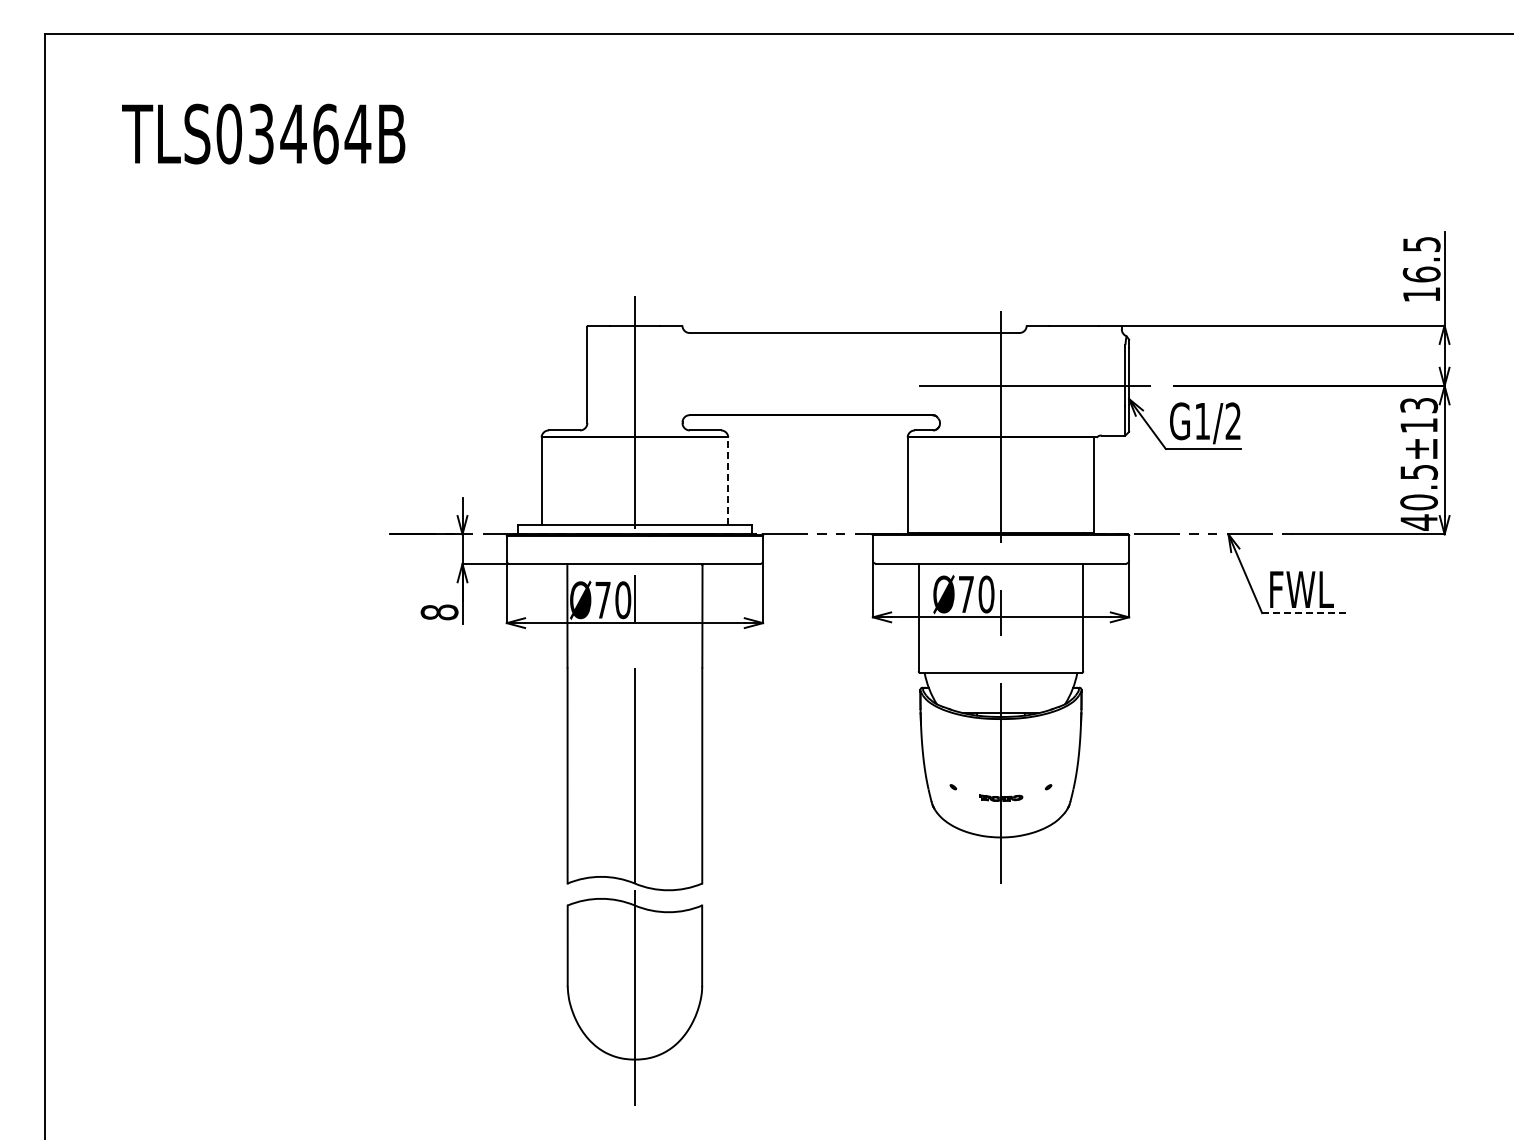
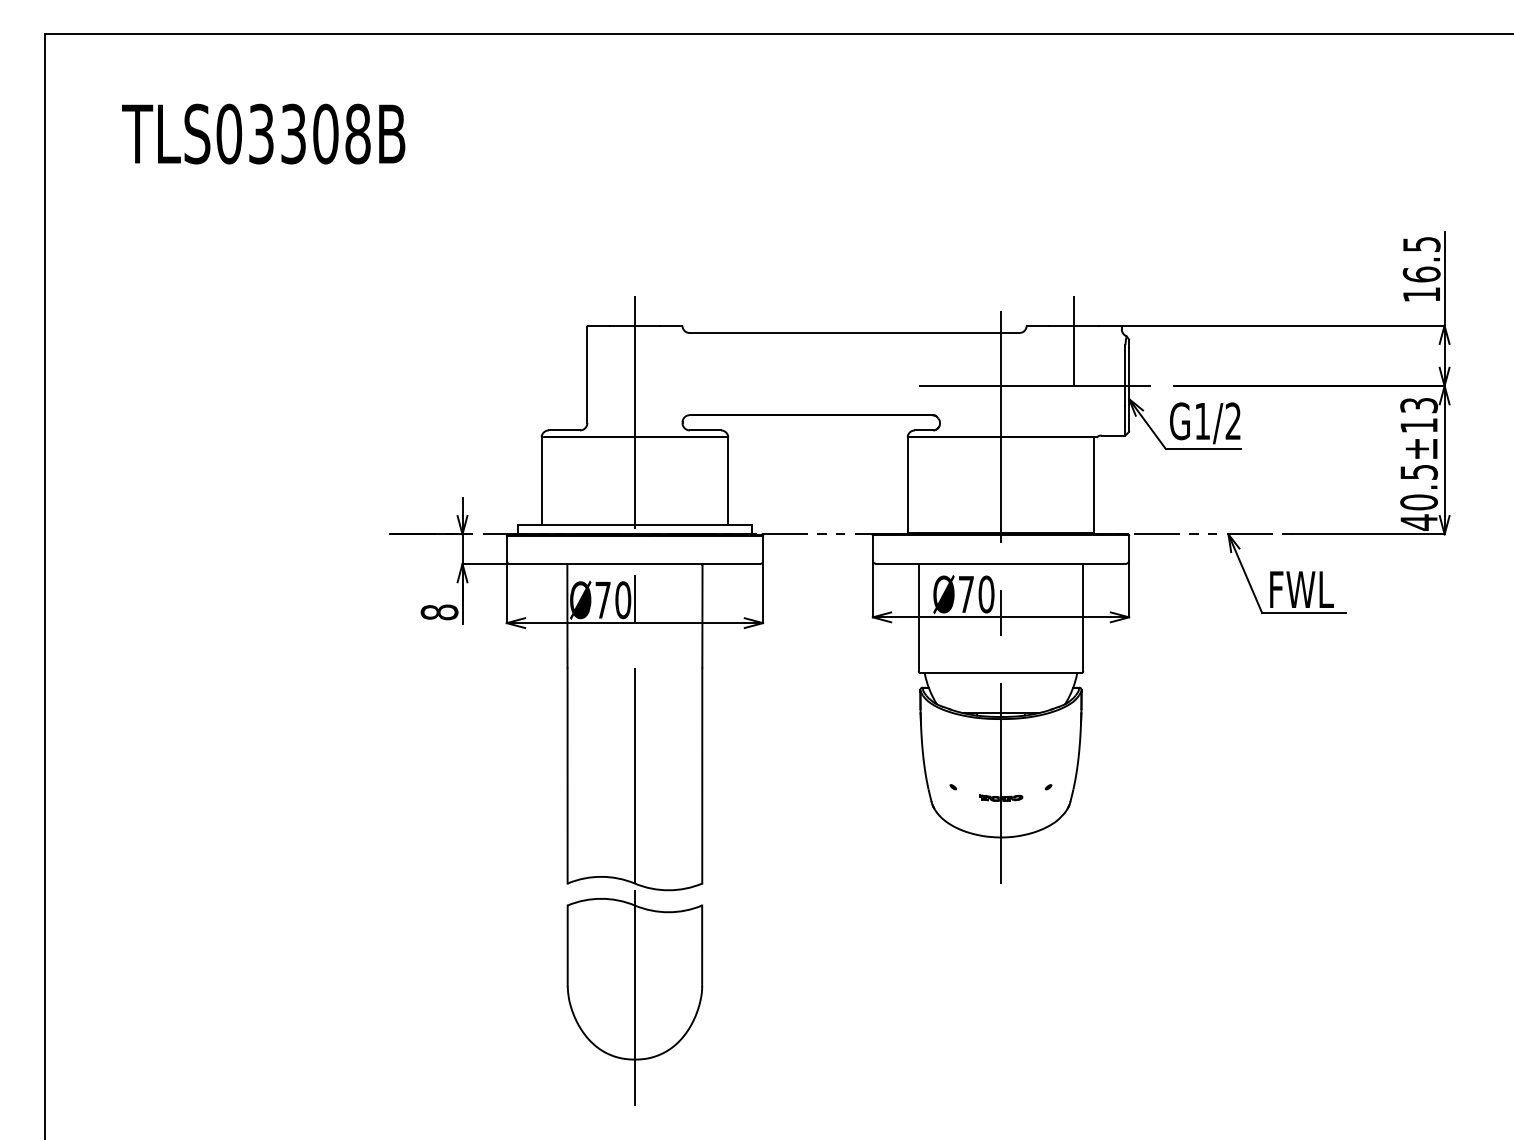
text: TLS03464B -> TLS03308B (325, 133)
line: none -> present (1074, 340)
line: dashed -> solid (728, 481)
line: dashed -> solid (1303, 613)
